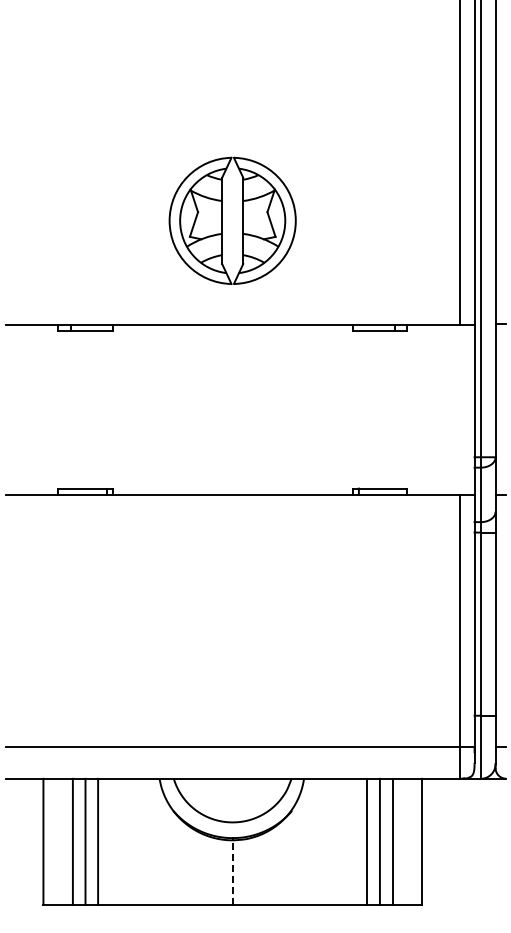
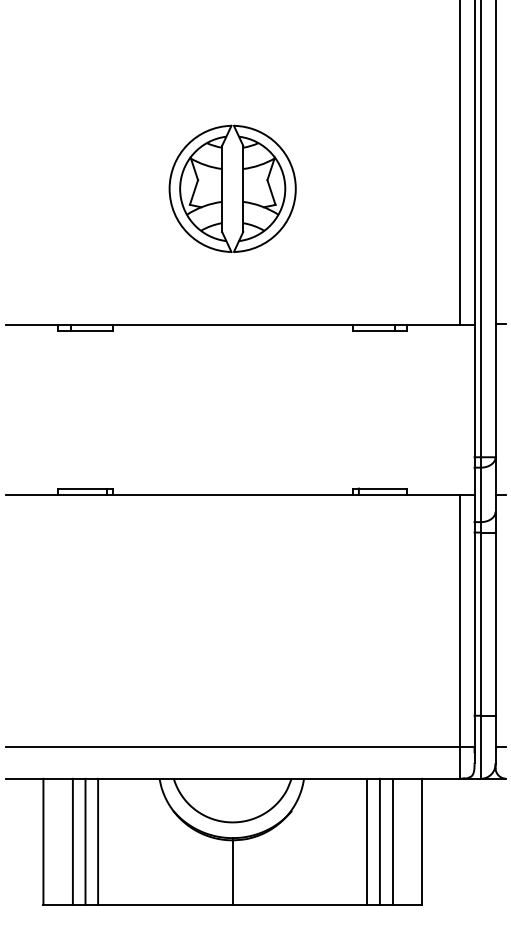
part position: (232, 220) -> (232, 188) (232, 188)
line: dashed -> solid (232, 872)
